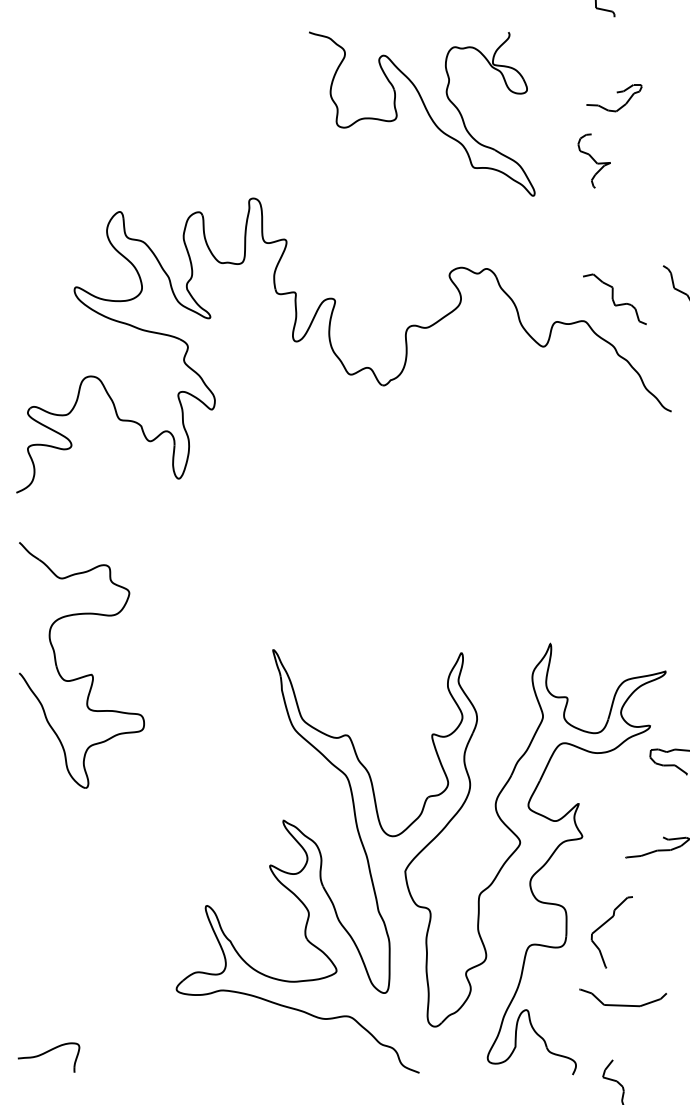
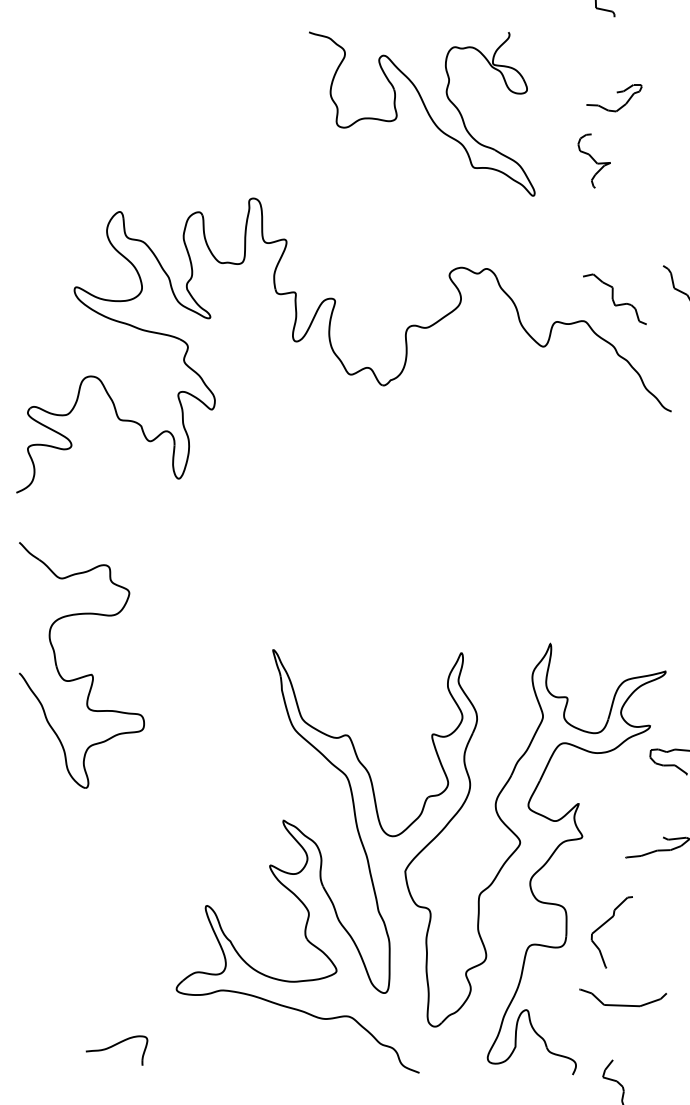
part position: (48, 1057) -> (116, 1050) (116, 1050)
